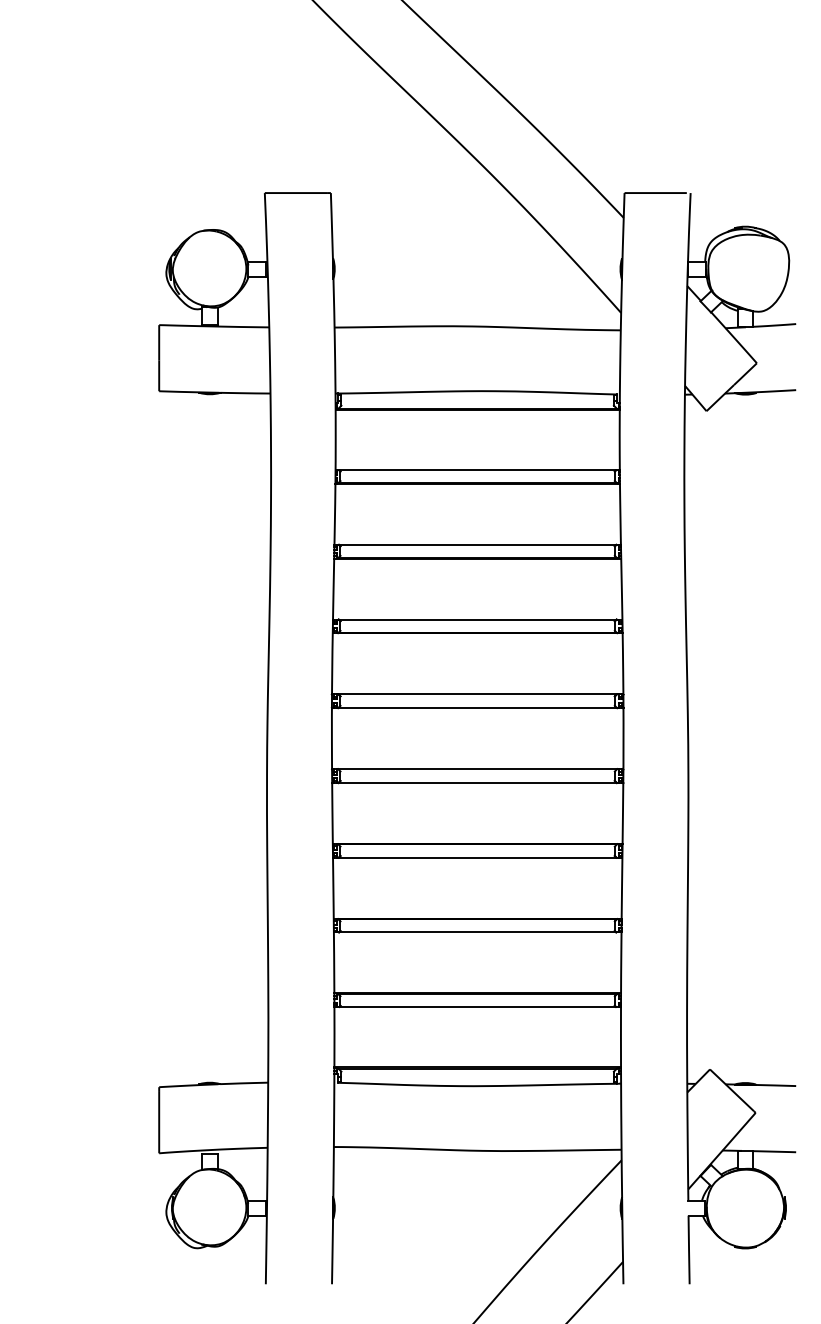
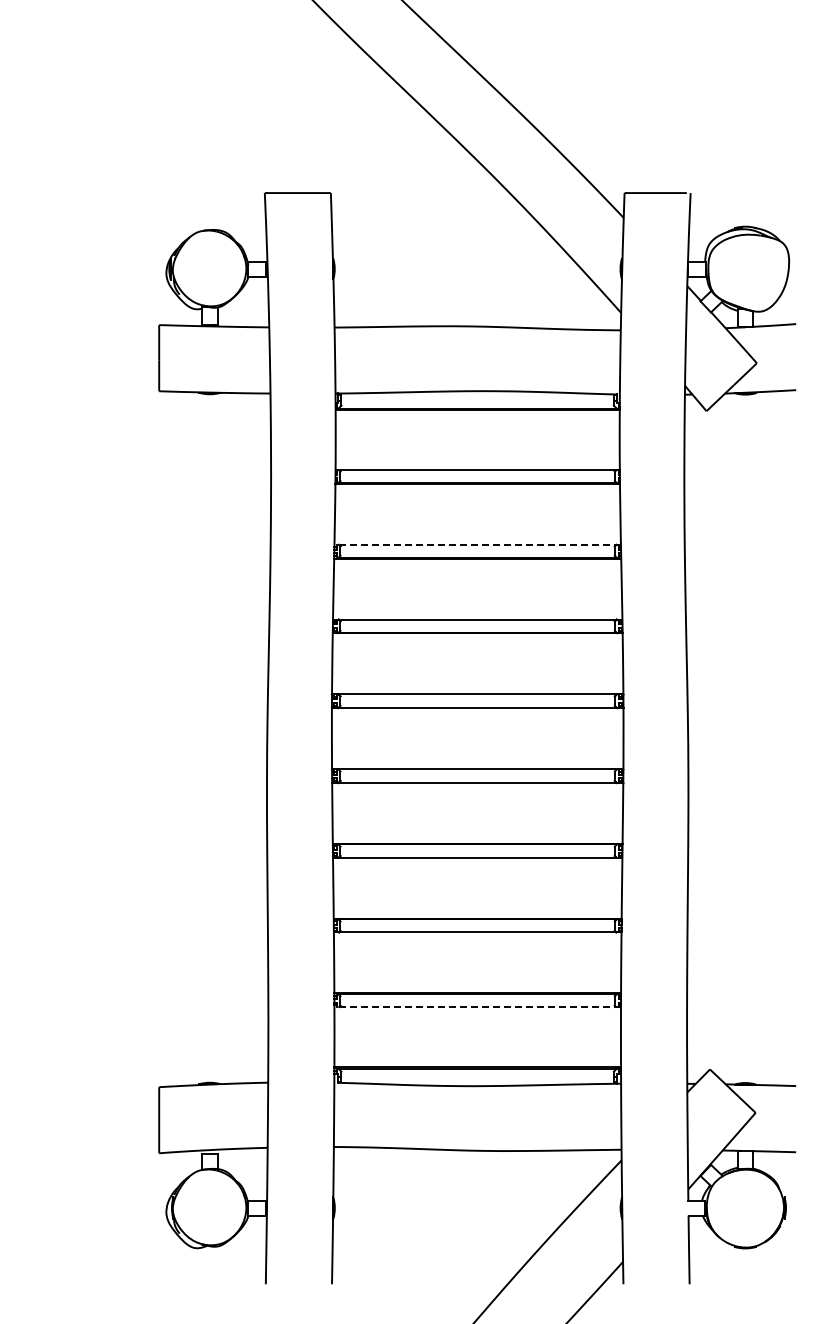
line: solid -> dashed (477, 544)
line: solid -> dashed (477, 1006)
